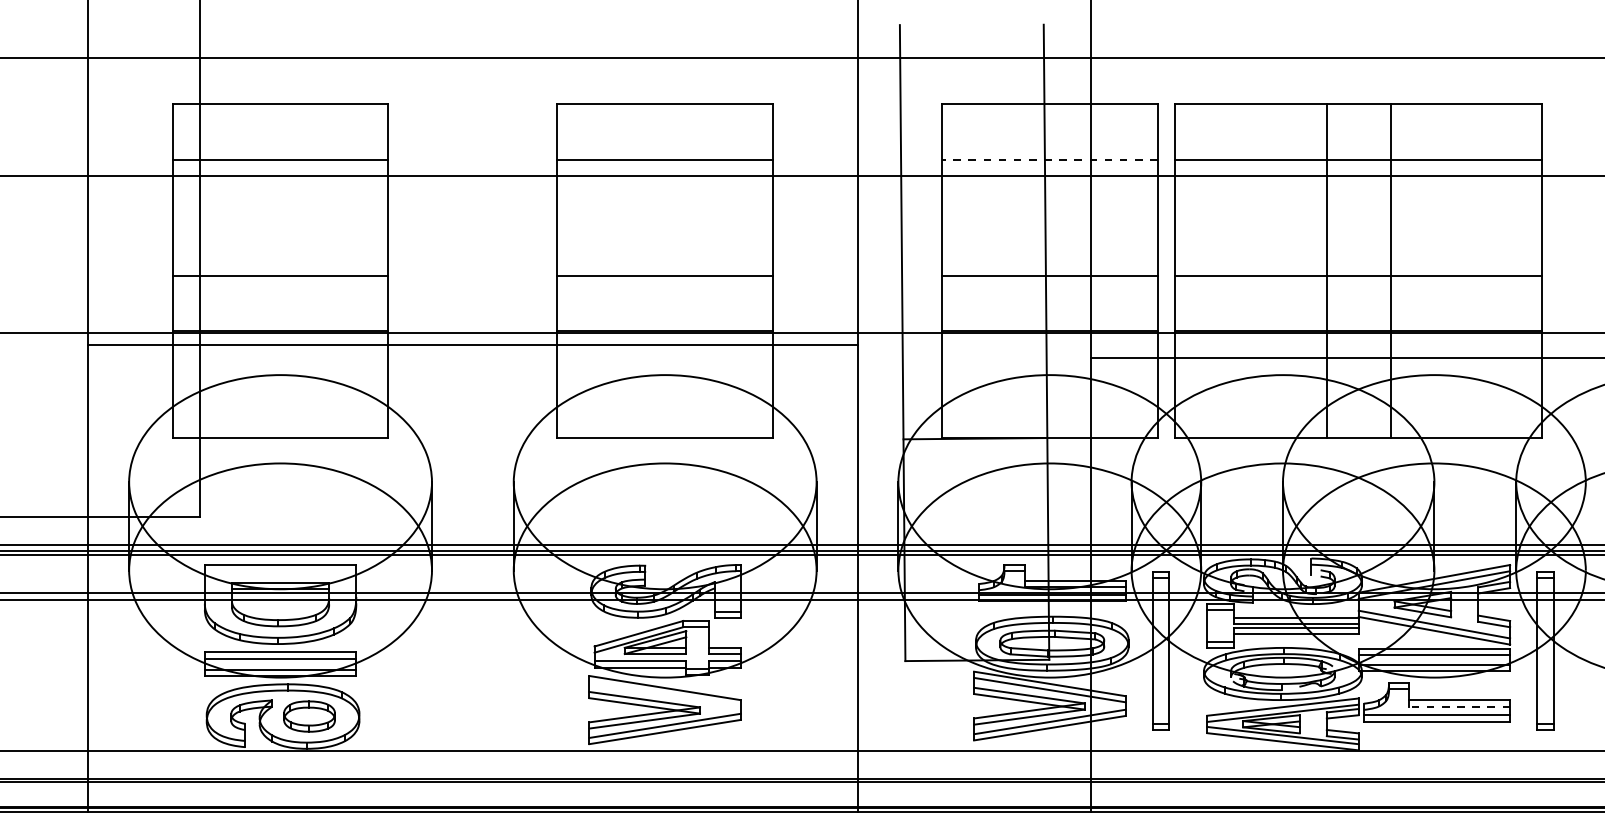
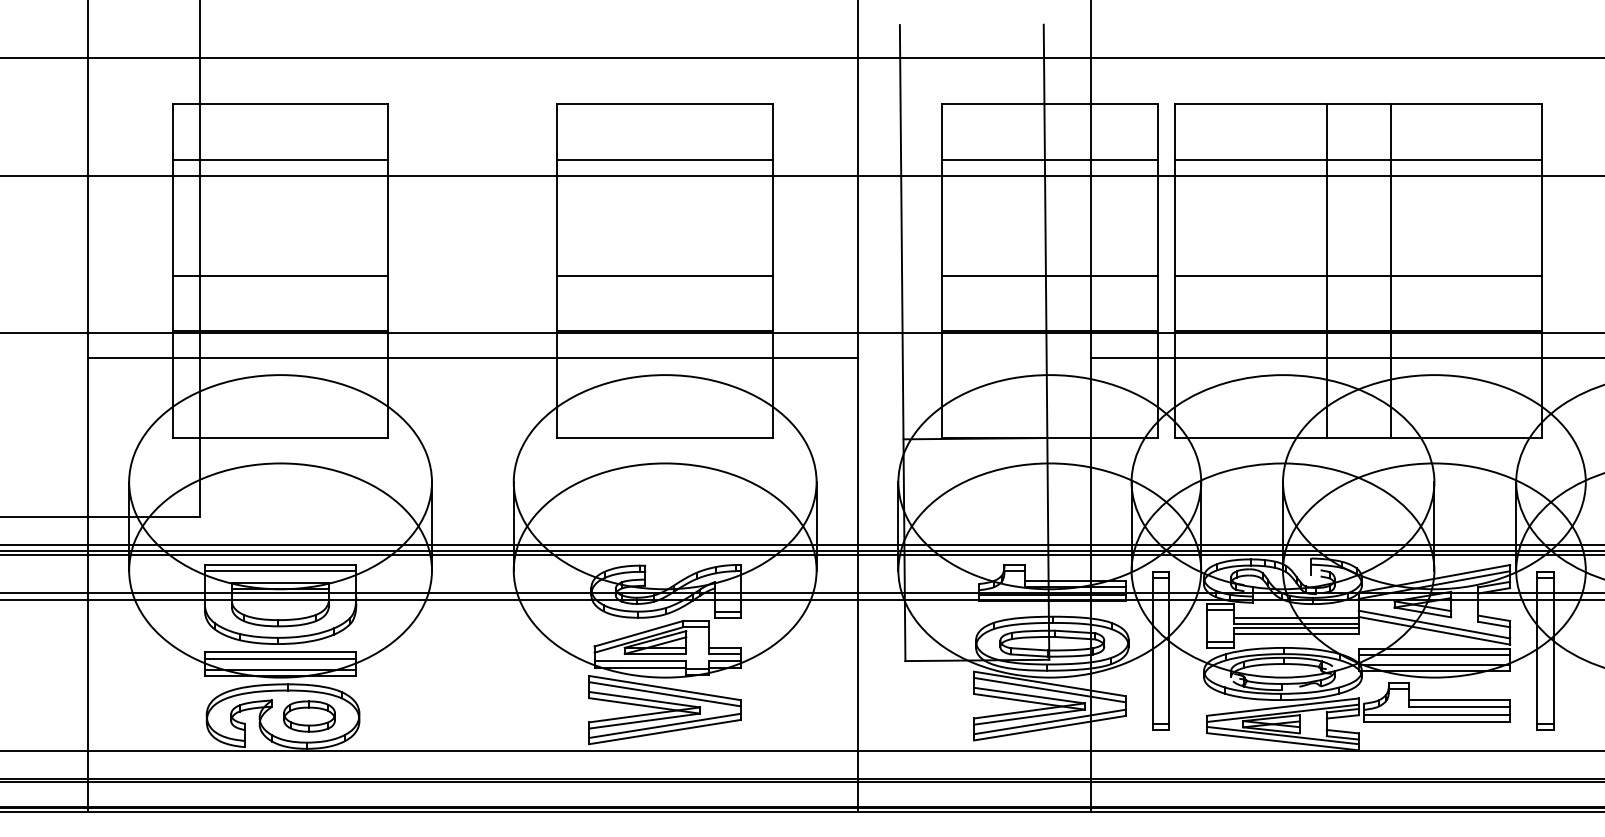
line: dashed -> solid (1049, 159)
line position: (472, 345) -> (472, 358) (472, 358)
line: none -> present (280, 571)
line: none -> present (664, 694)
line: dashed -> solid (1459, 706)
